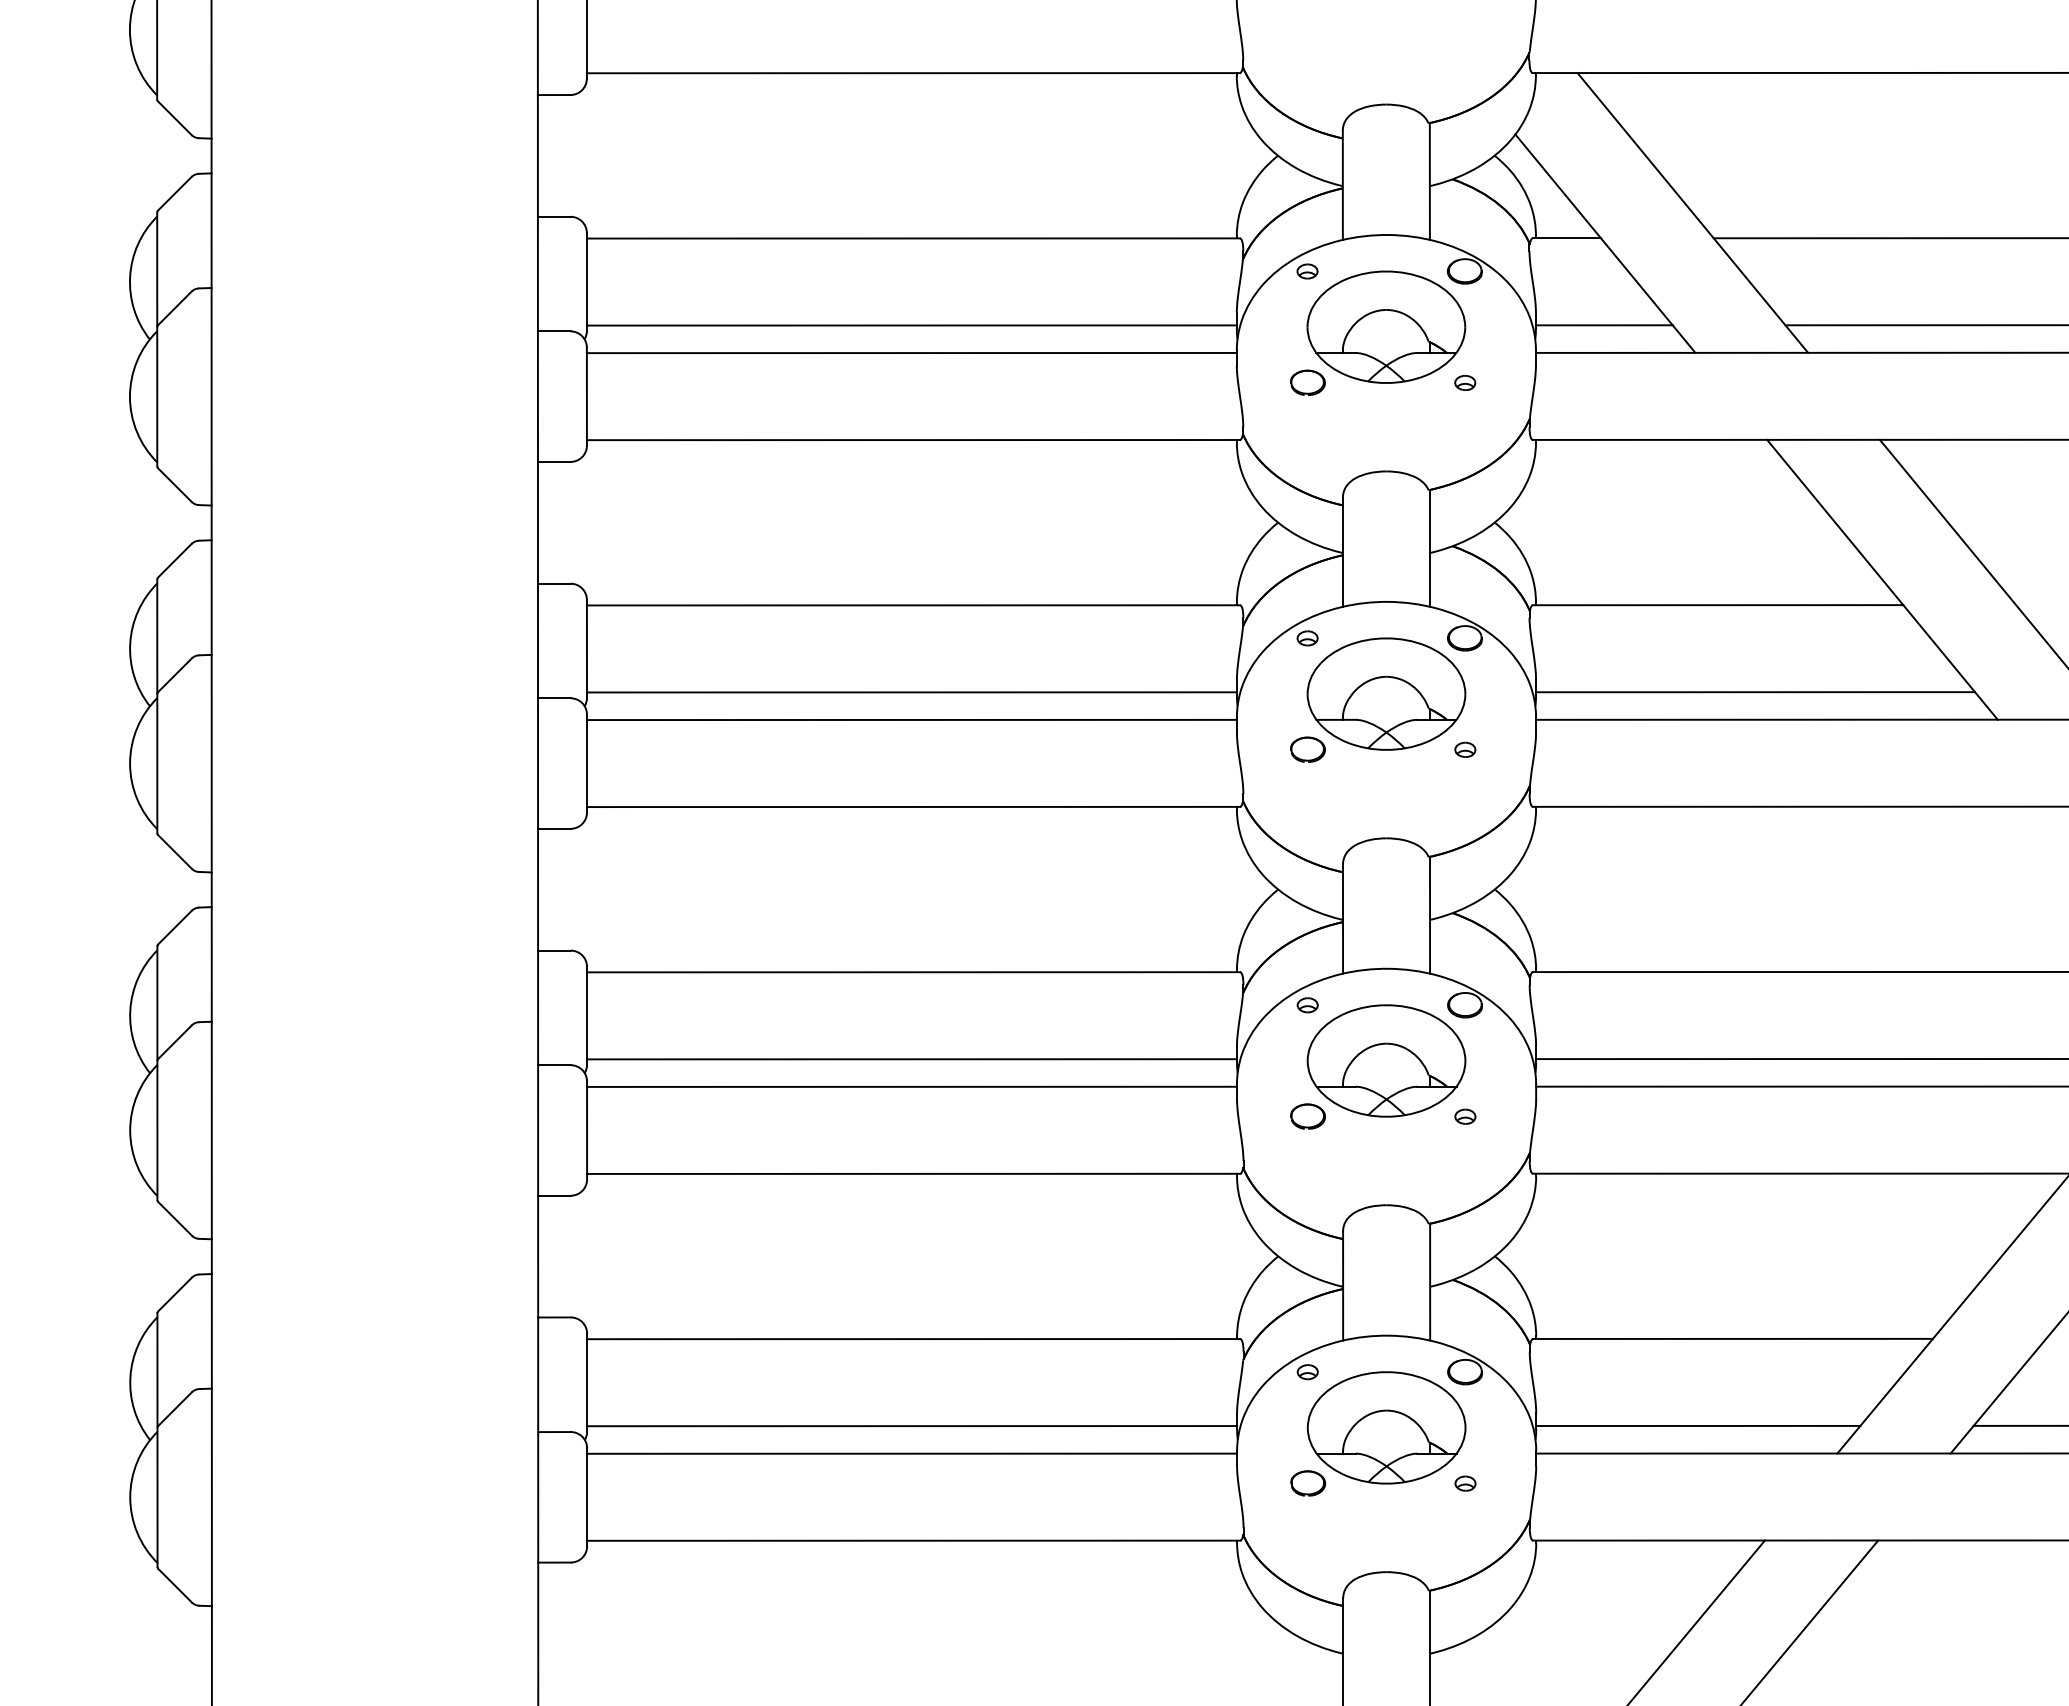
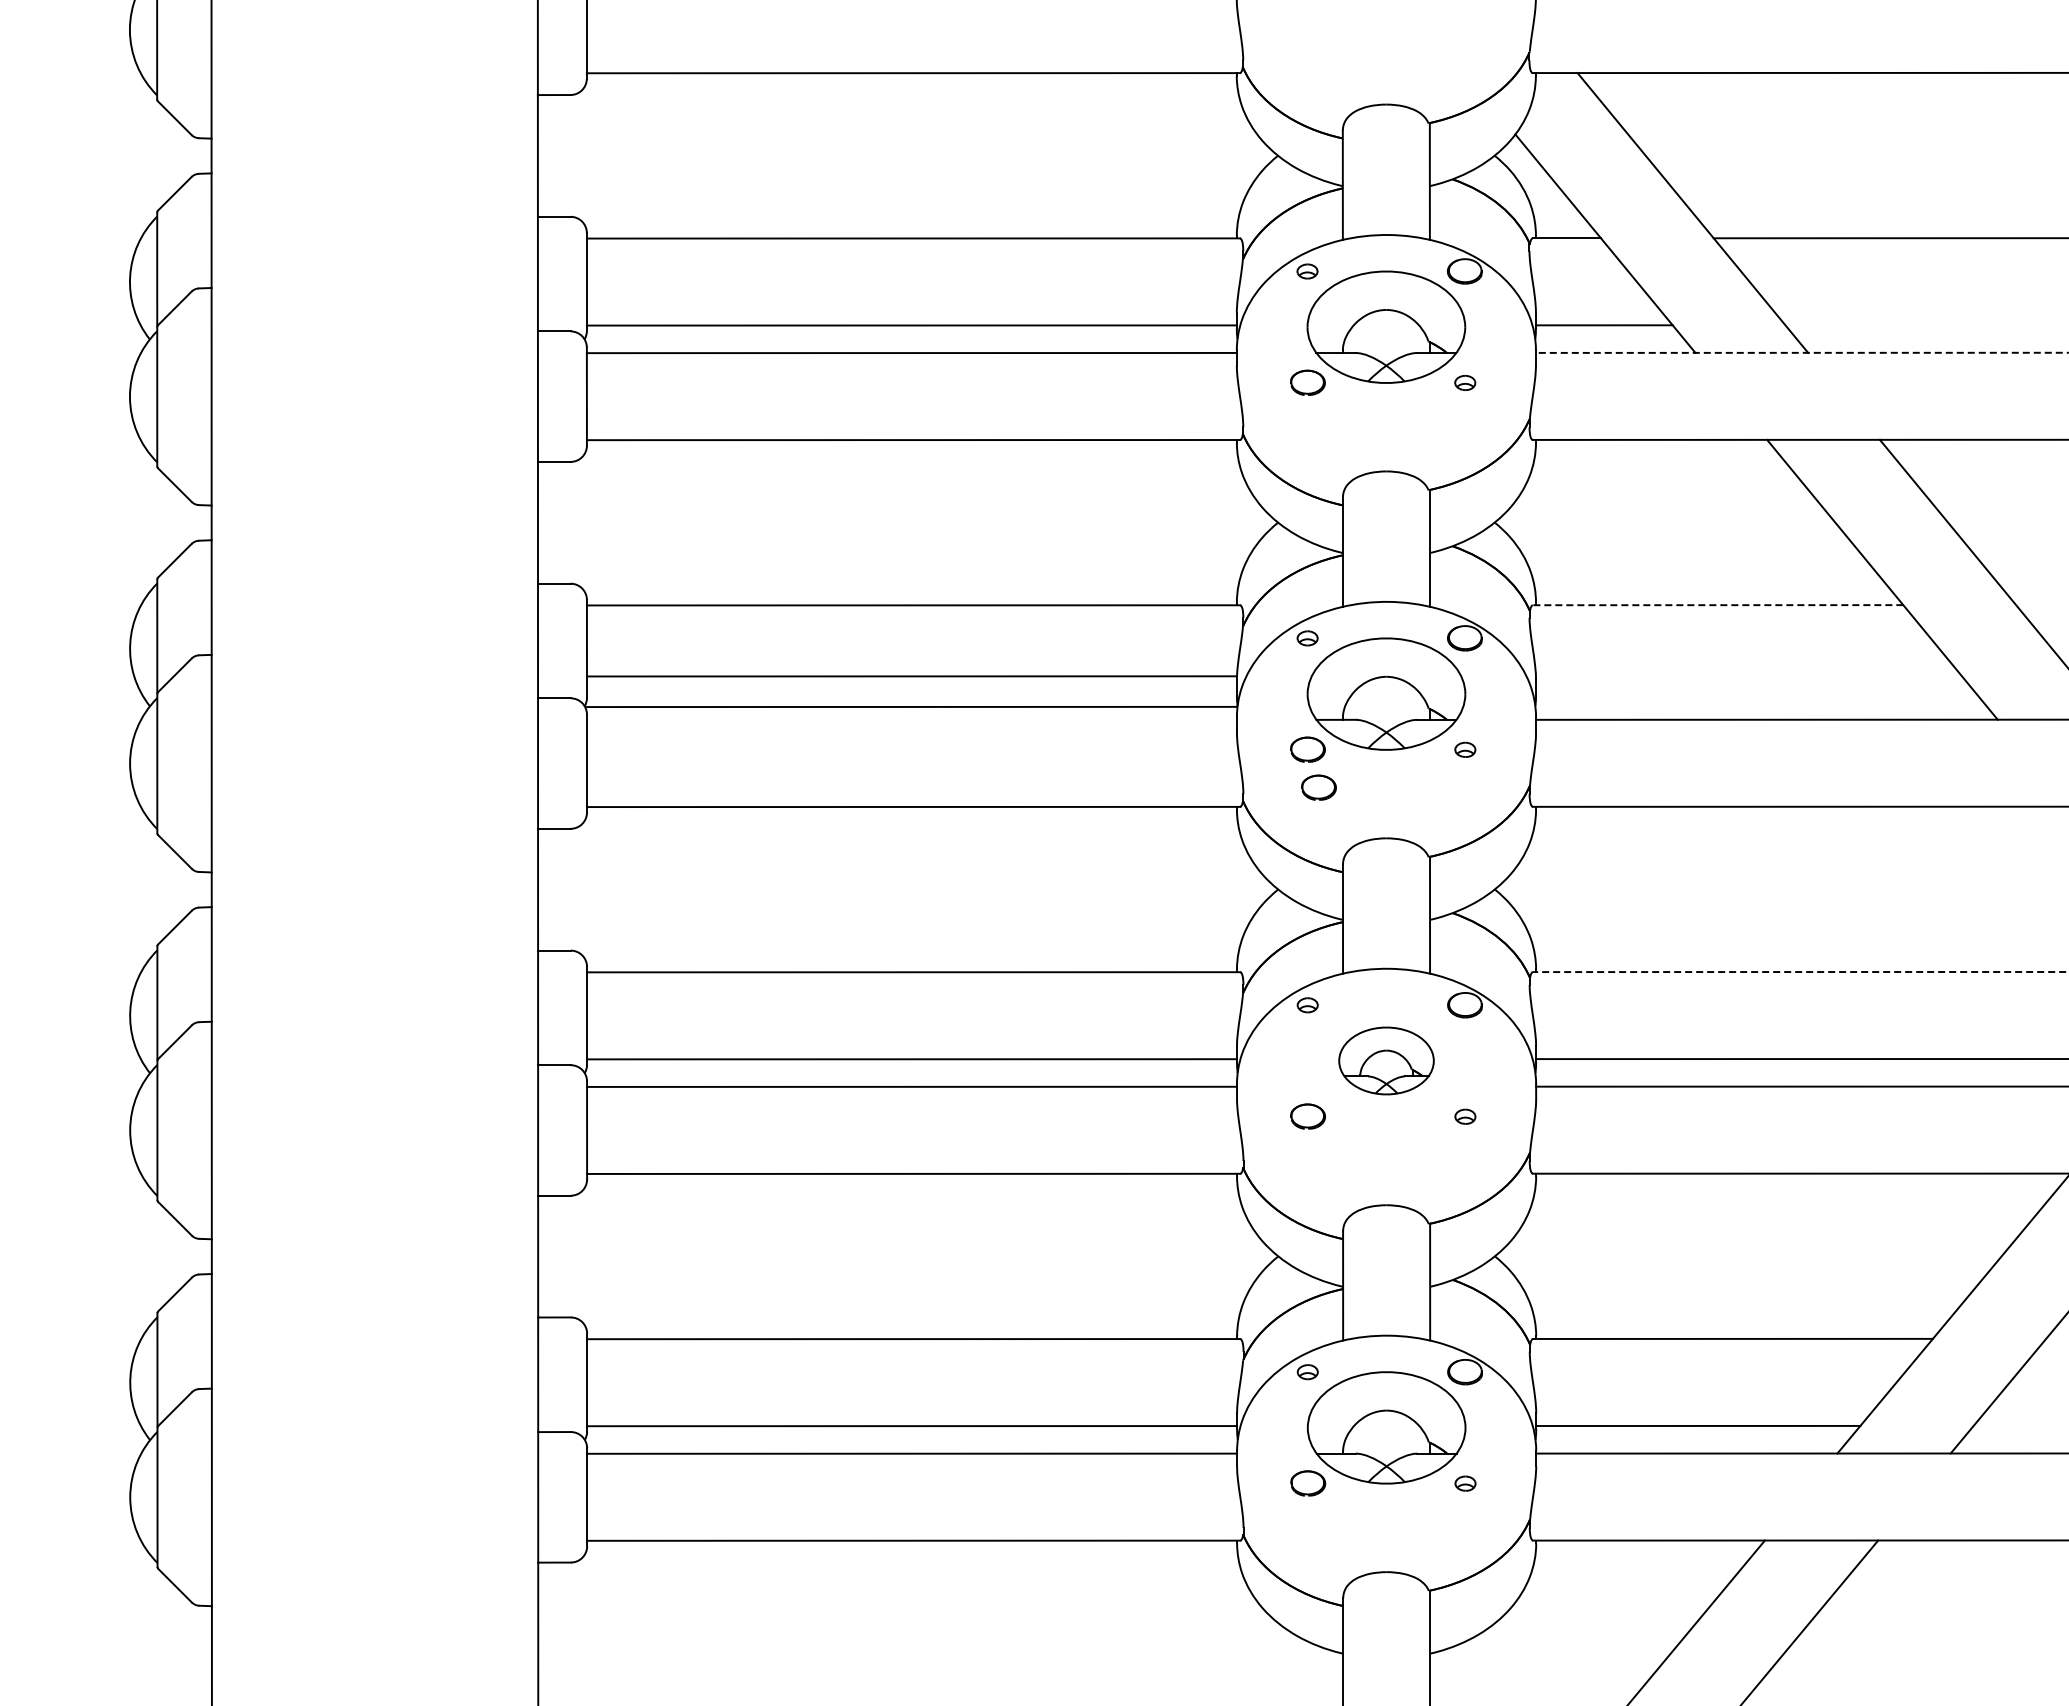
line: present -> none (1925, 325)
line: solid -> dashed (1801, 352)
line: solid -> dashed (1717, 605)
line position: (911, 692) -> (911, 676) (911, 676)
line: present -> none (1755, 692)
line position: (911, 719) -> (911, 706) (911, 706)
part: none -> present (1318, 787)
line: solid -> dashed (1800, 972)
part size: 161x114 px -> 97x70 px (1386, 1060)
line: present -> none (2019, 1425)
